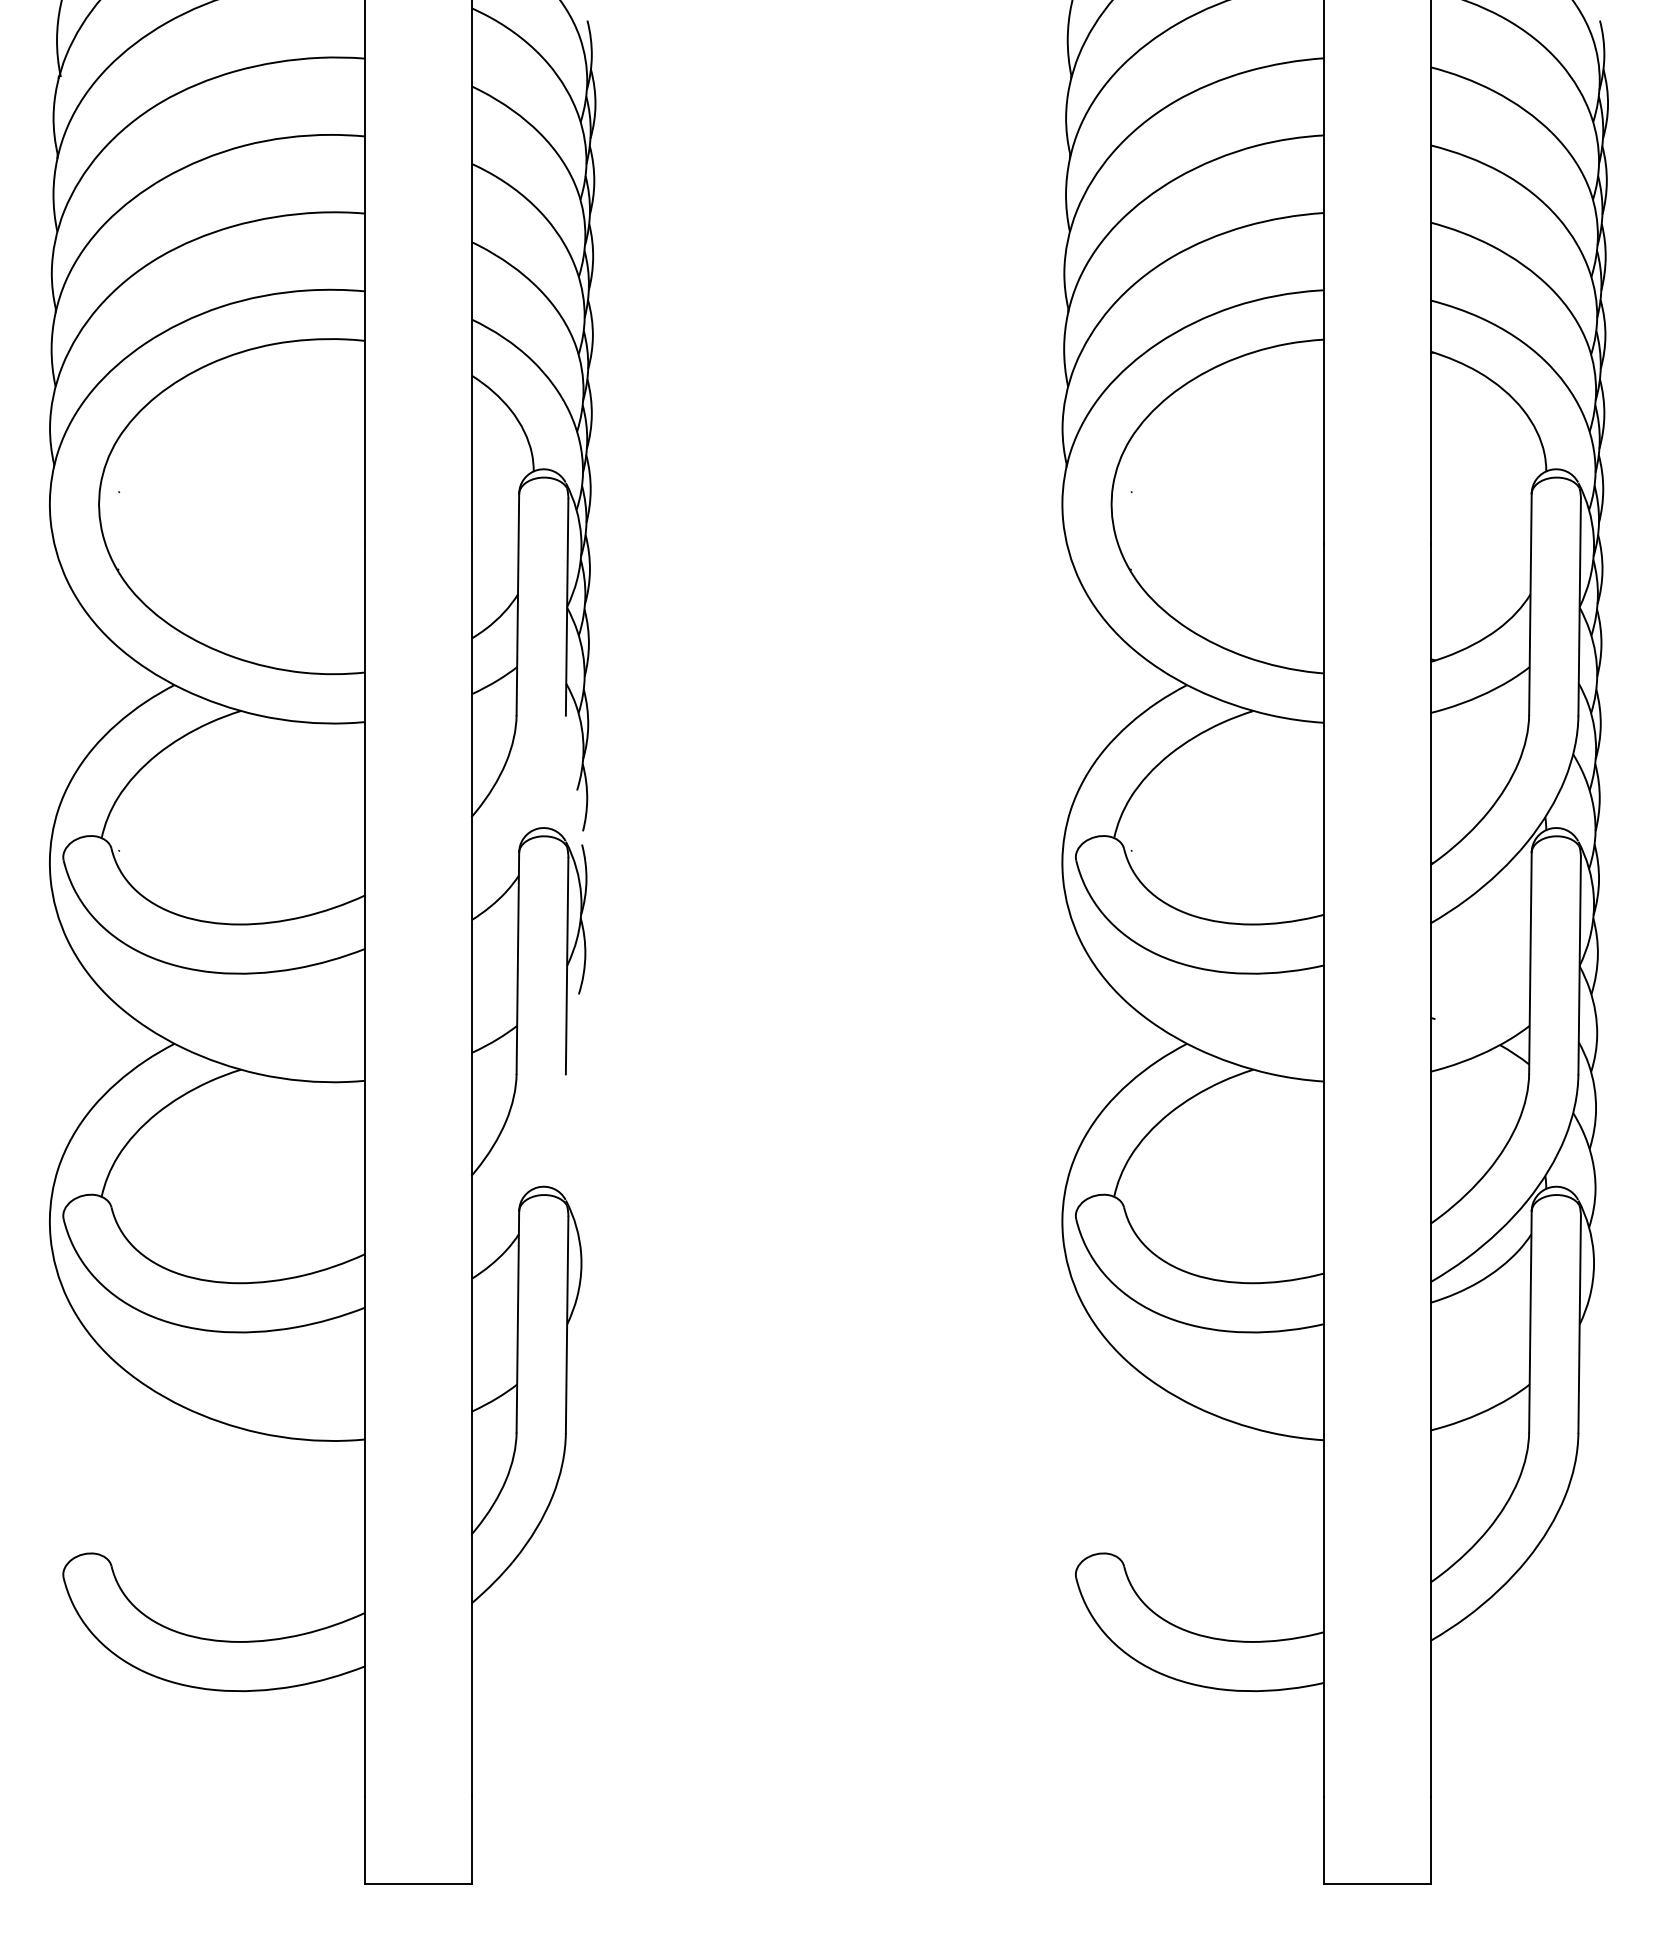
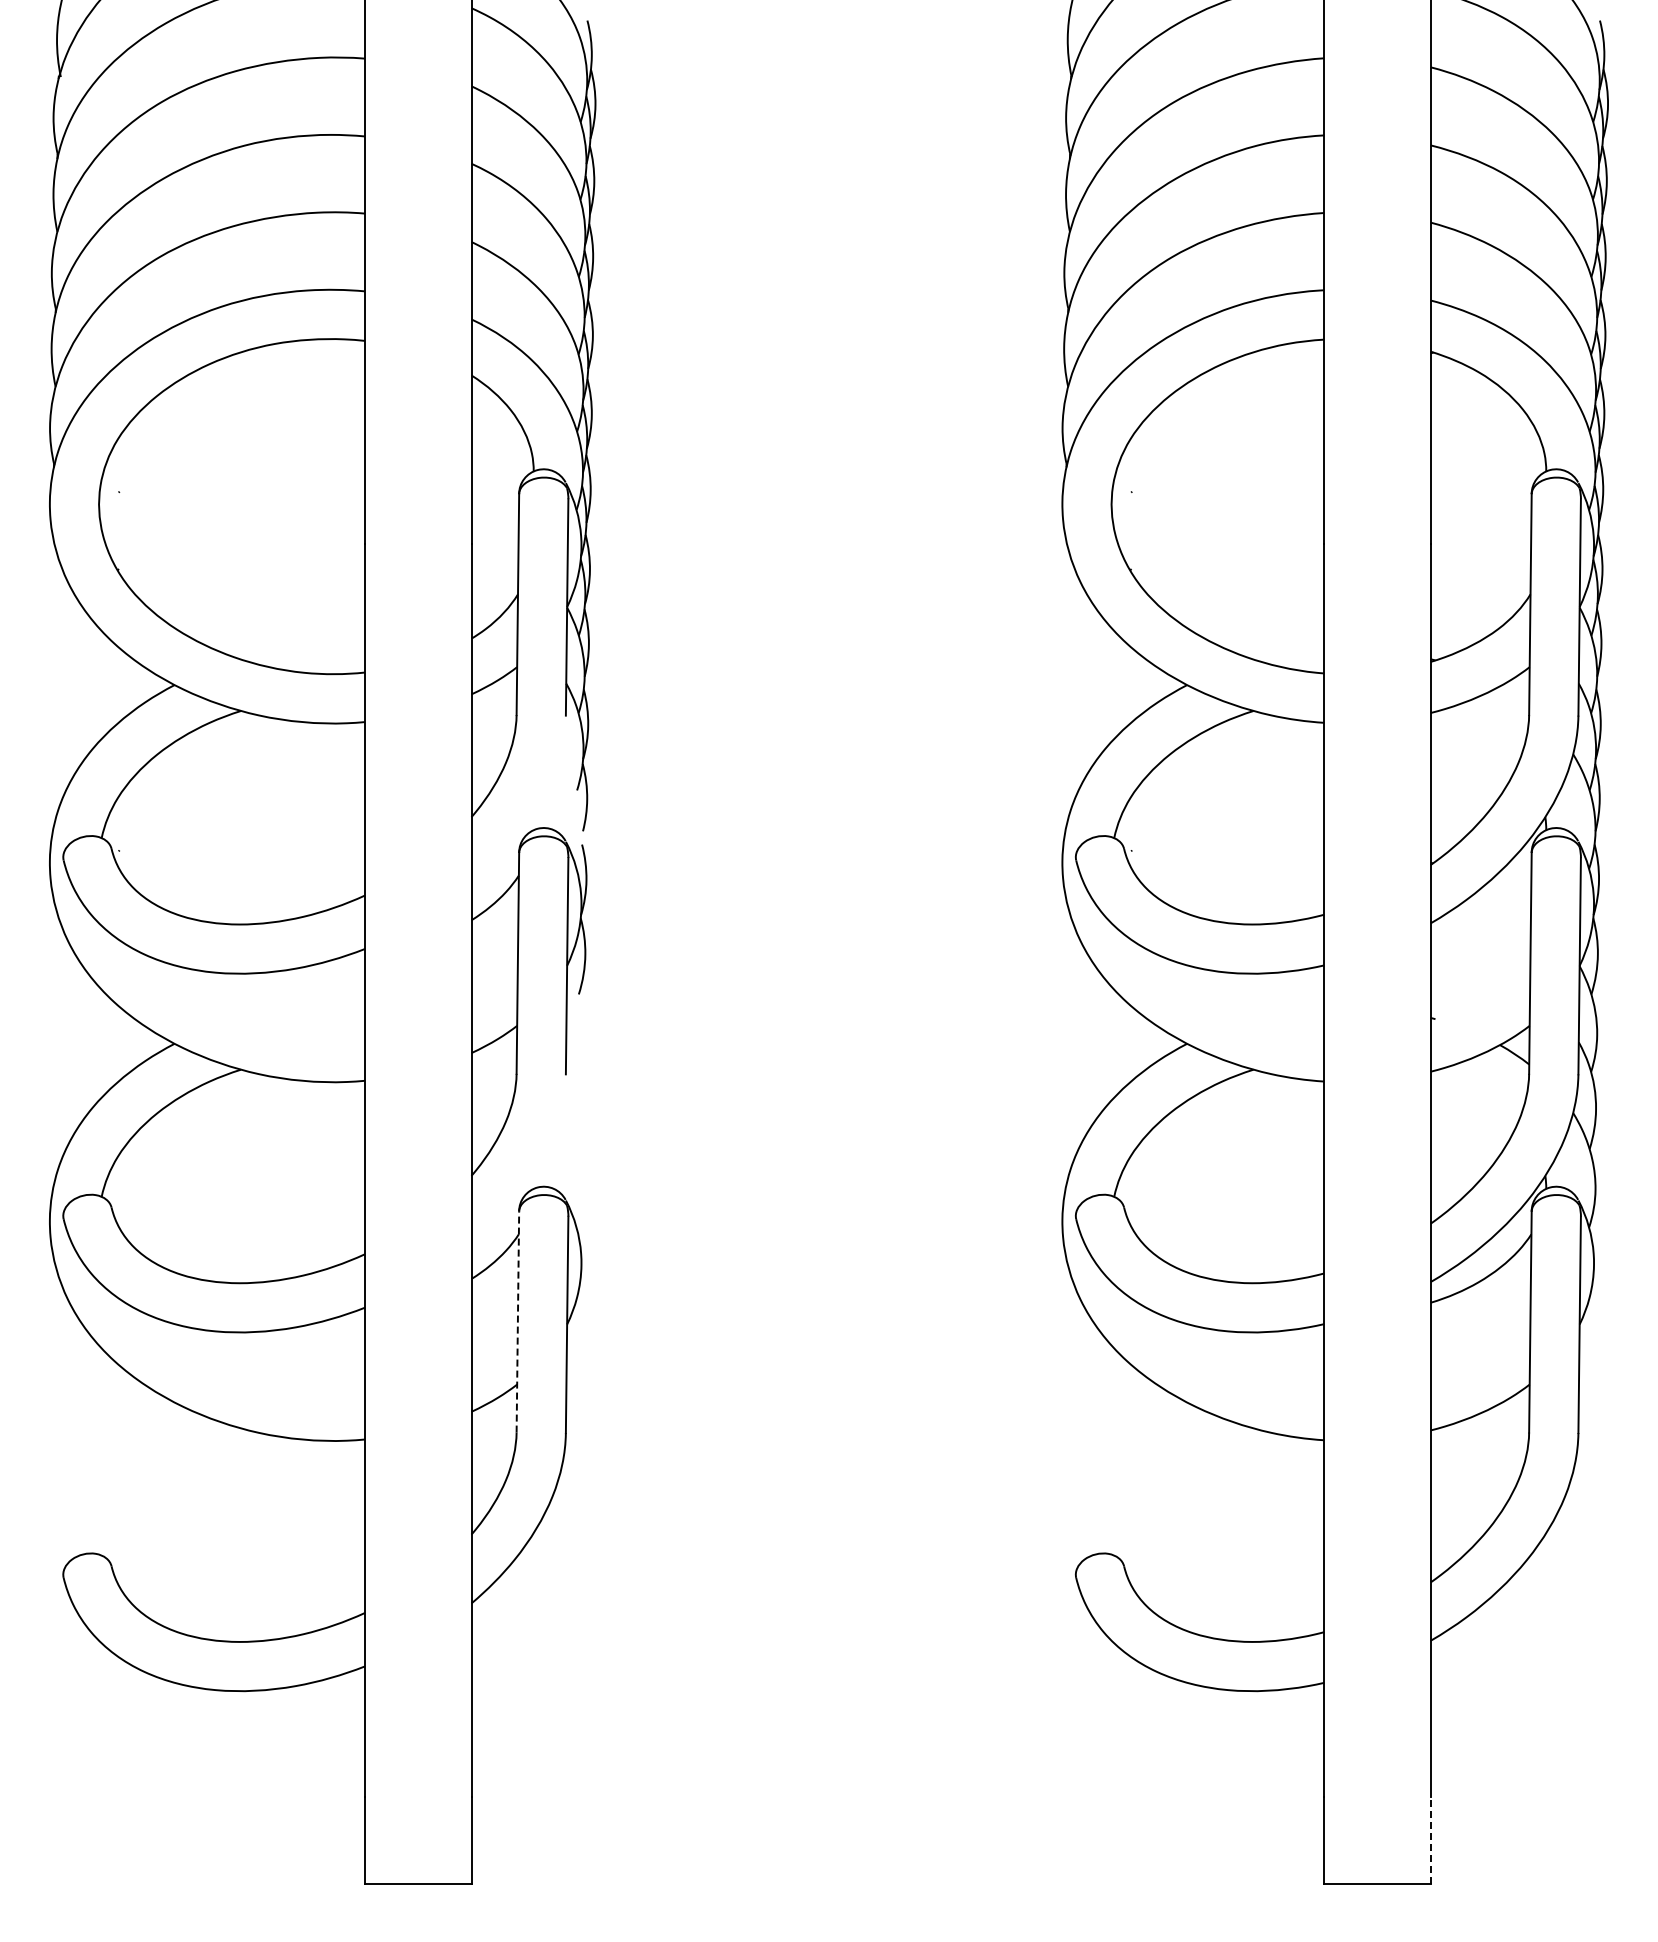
line: solid -> dashed (517, 1322)
line: solid -> dashed (1430, 1839)
